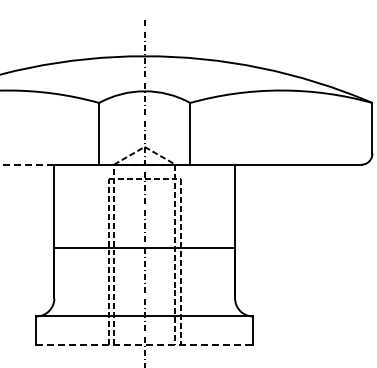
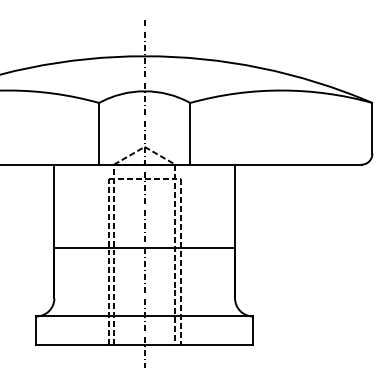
line: dashed -> solid (27, 164)
line: dashed -> solid (145, 345)
